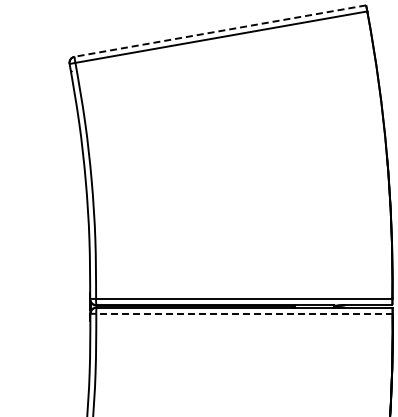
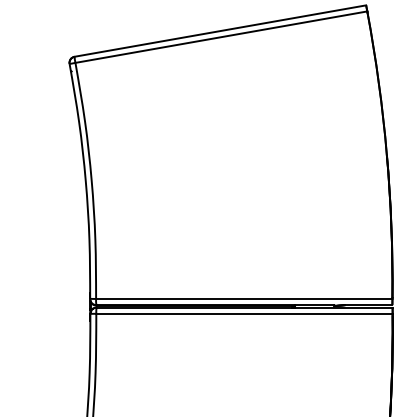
line: dashed -> solid (220, 31)
line: dashed -> solid (243, 313)
